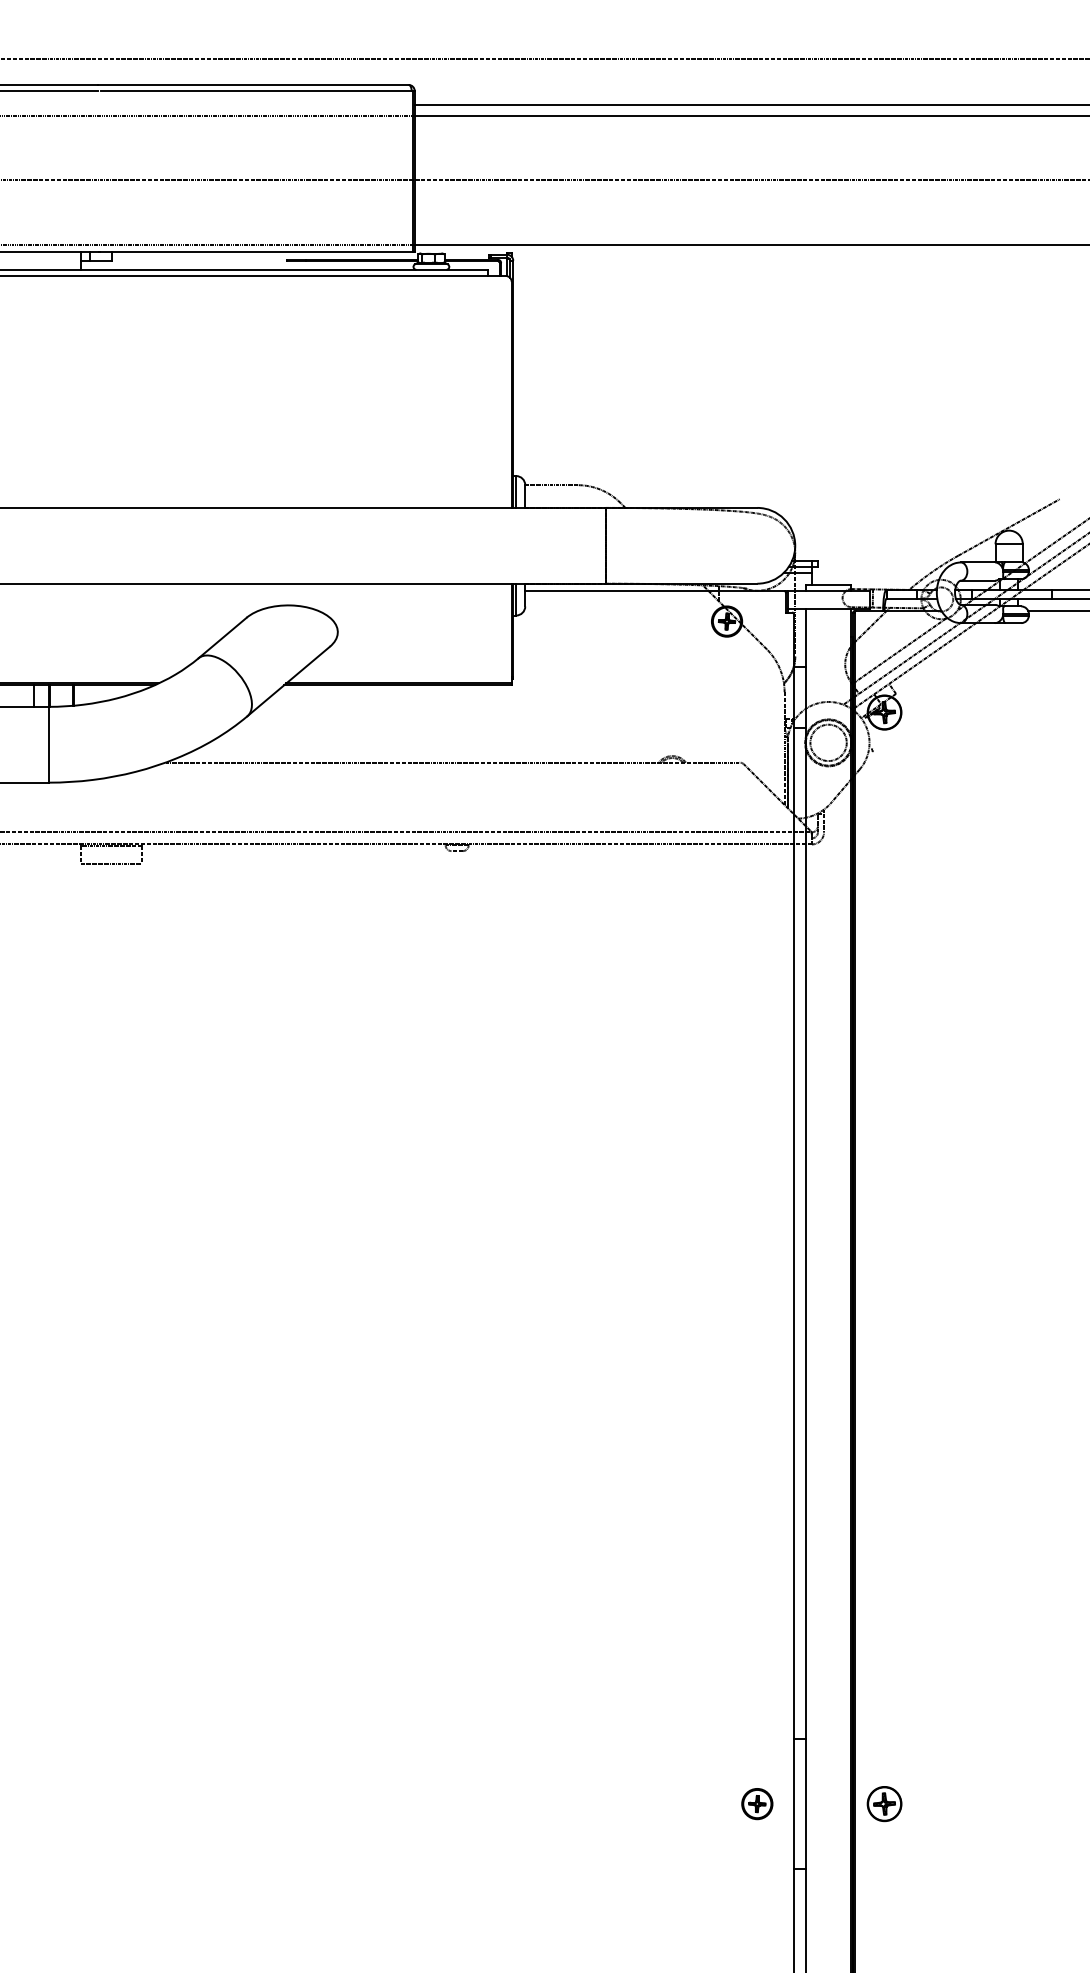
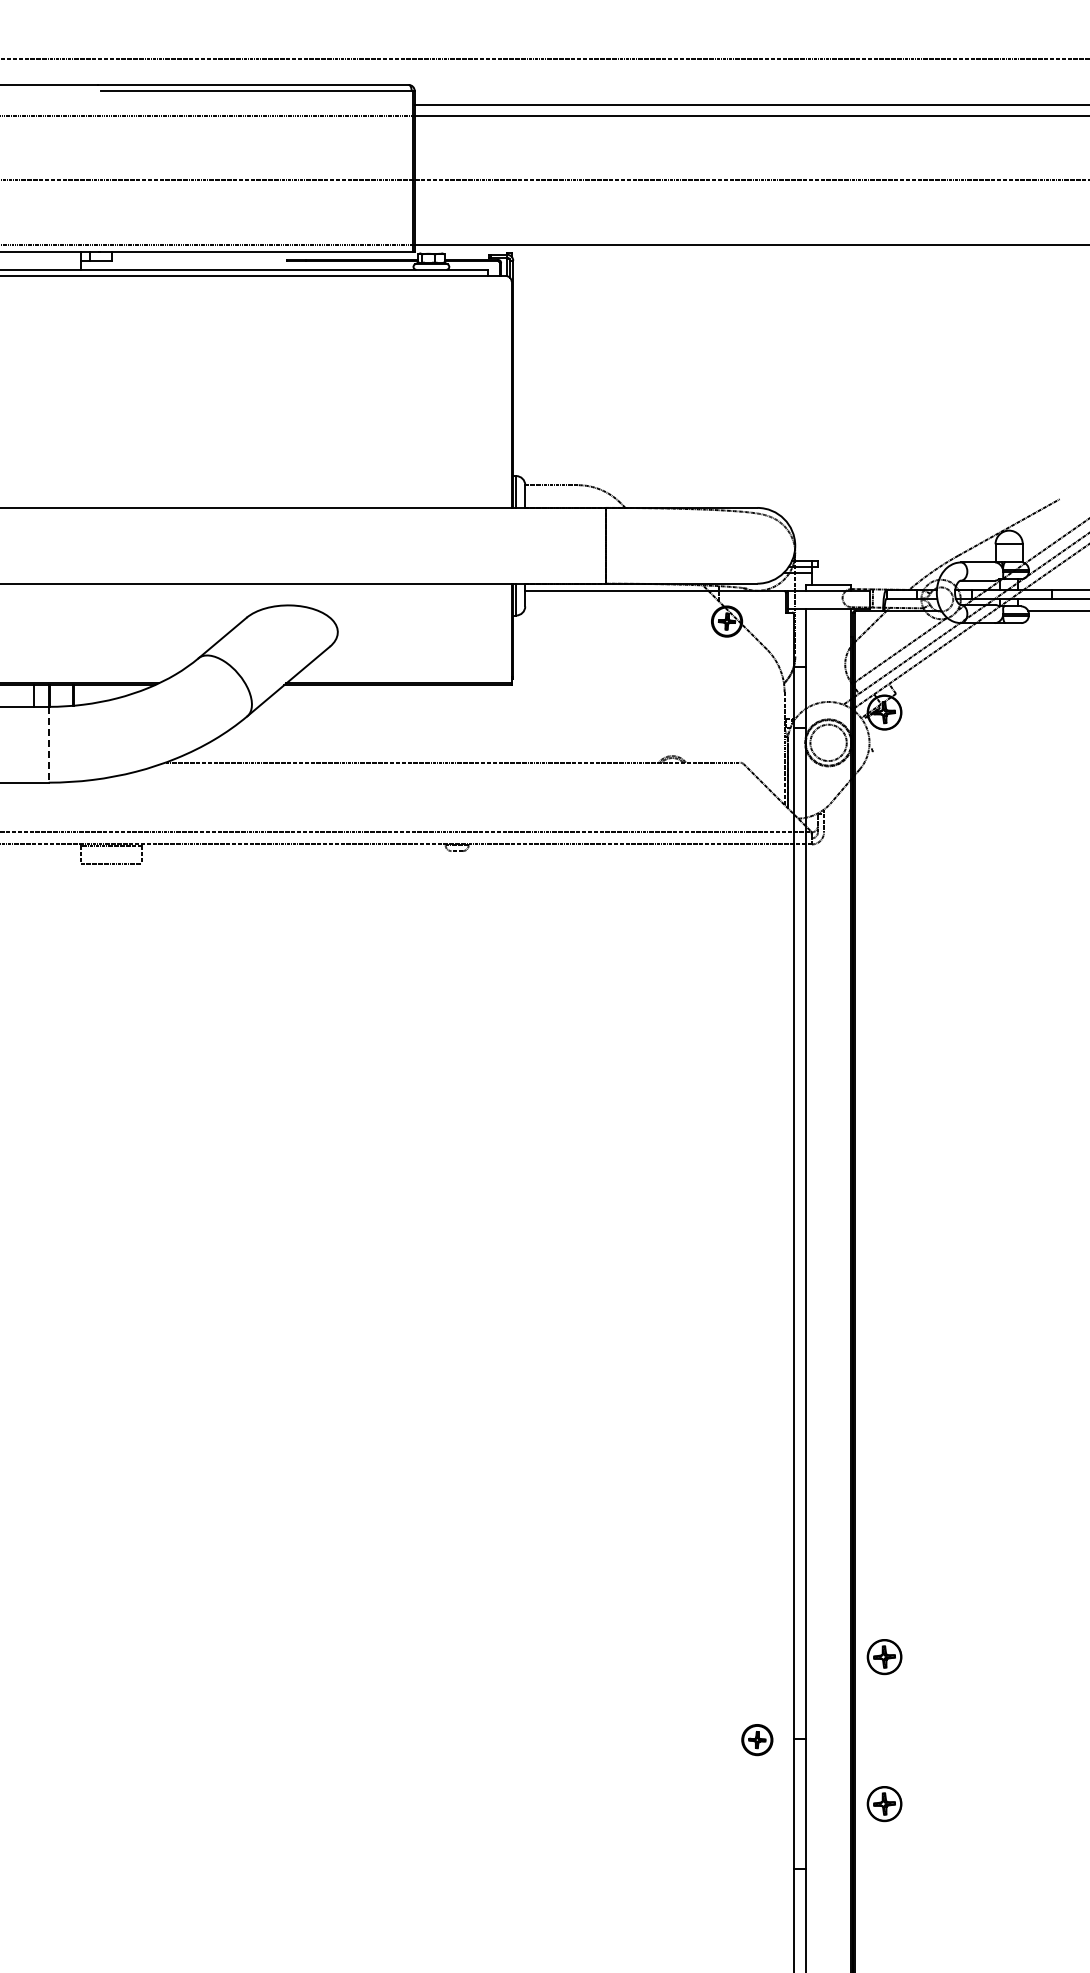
line: present -> none (50, 91)
line: solid -> dashed (48, 744)
part: none -> present (884, 1657)
part position: (757, 1804) -> (757, 1740) (757, 1740)
